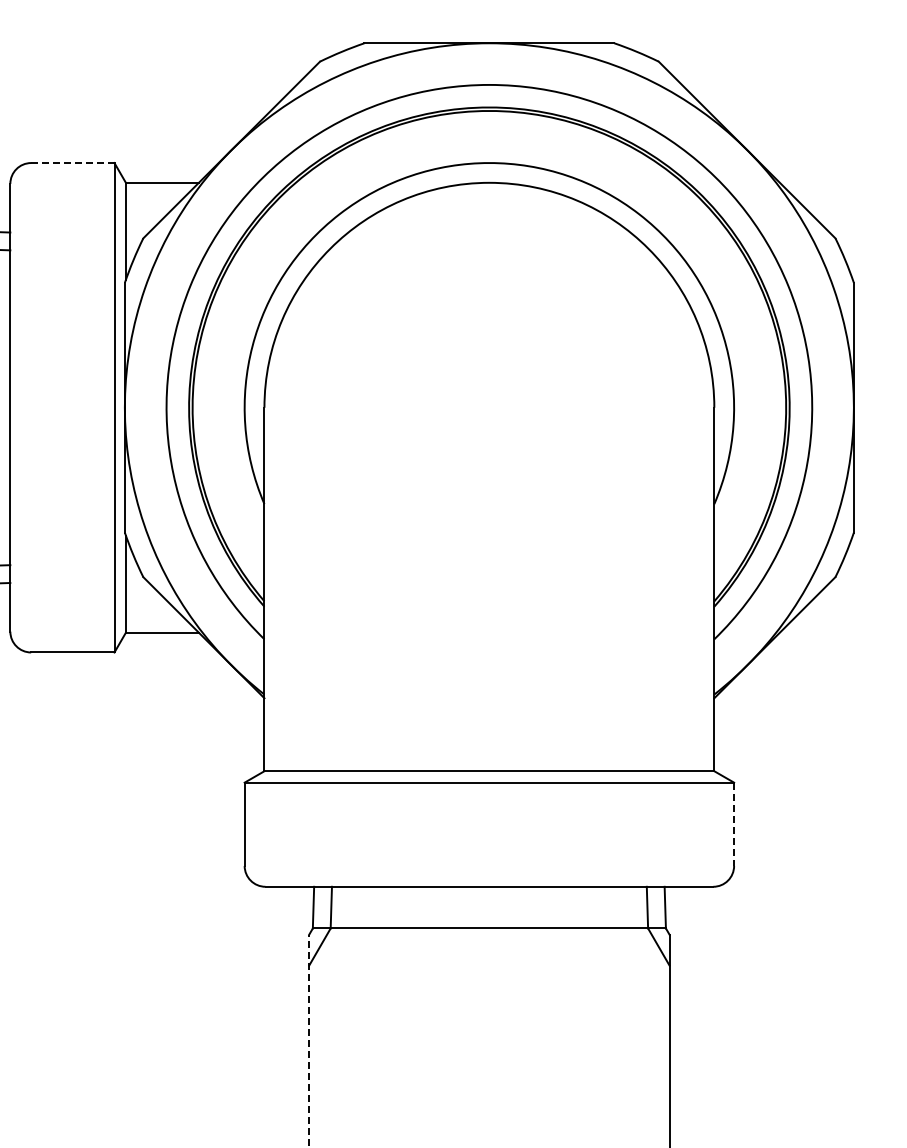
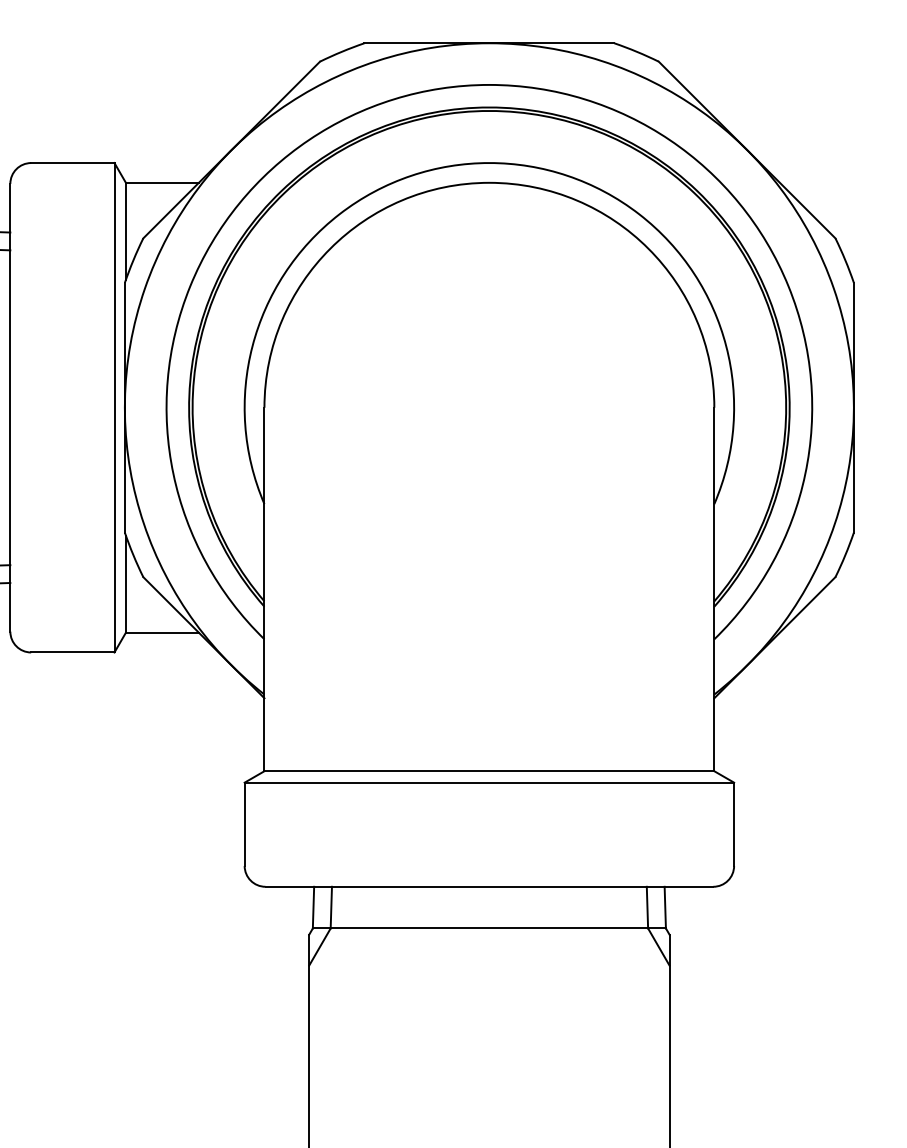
line: dashed -> solid (72, 163)
line: dashed -> solid (734, 824)
line: dashed -> solid (309, 1040)
